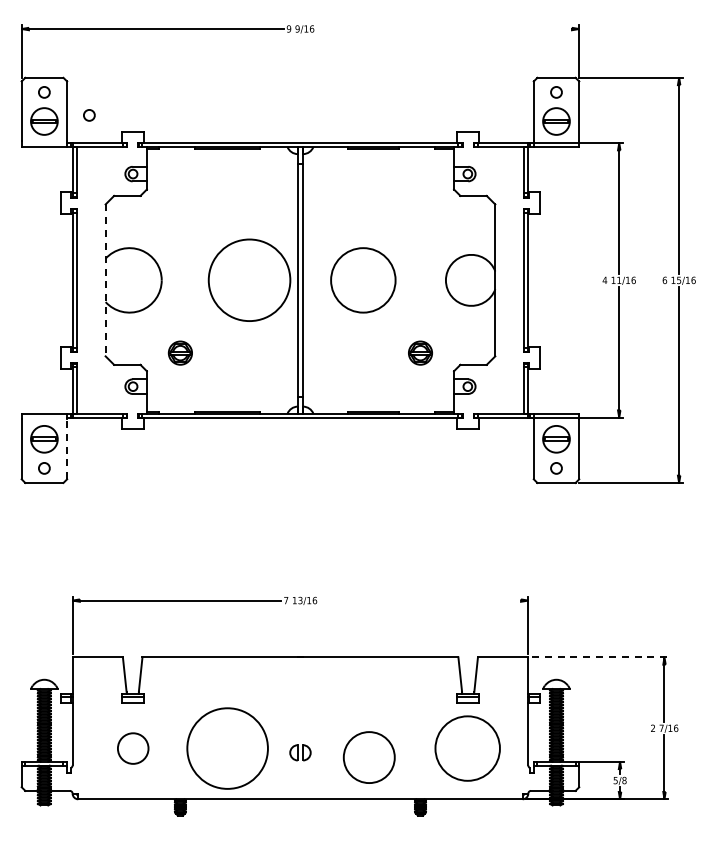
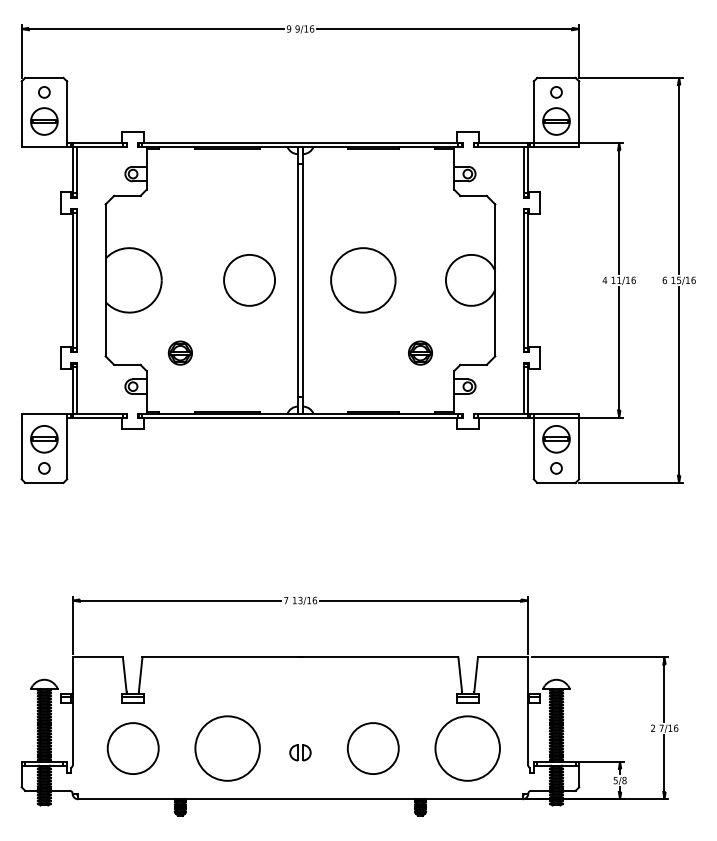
line: none -> present (448, 29)
circle: present -> none (89, 115)
circle size: 85x84 px -> 53x53 px (249, 280)
line: dashed -> solid (105, 280)
line: dashed -> solid (67, 449)
line: none -> present (424, 600)
line: dashed -> solid (600, 657)
circle diameter: 31 px -> 51 px (132, 748)
circle diameter: 81 px -> 64 px (227, 748)
circle position: (368, 757) -> (372, 748) (372, 748)
